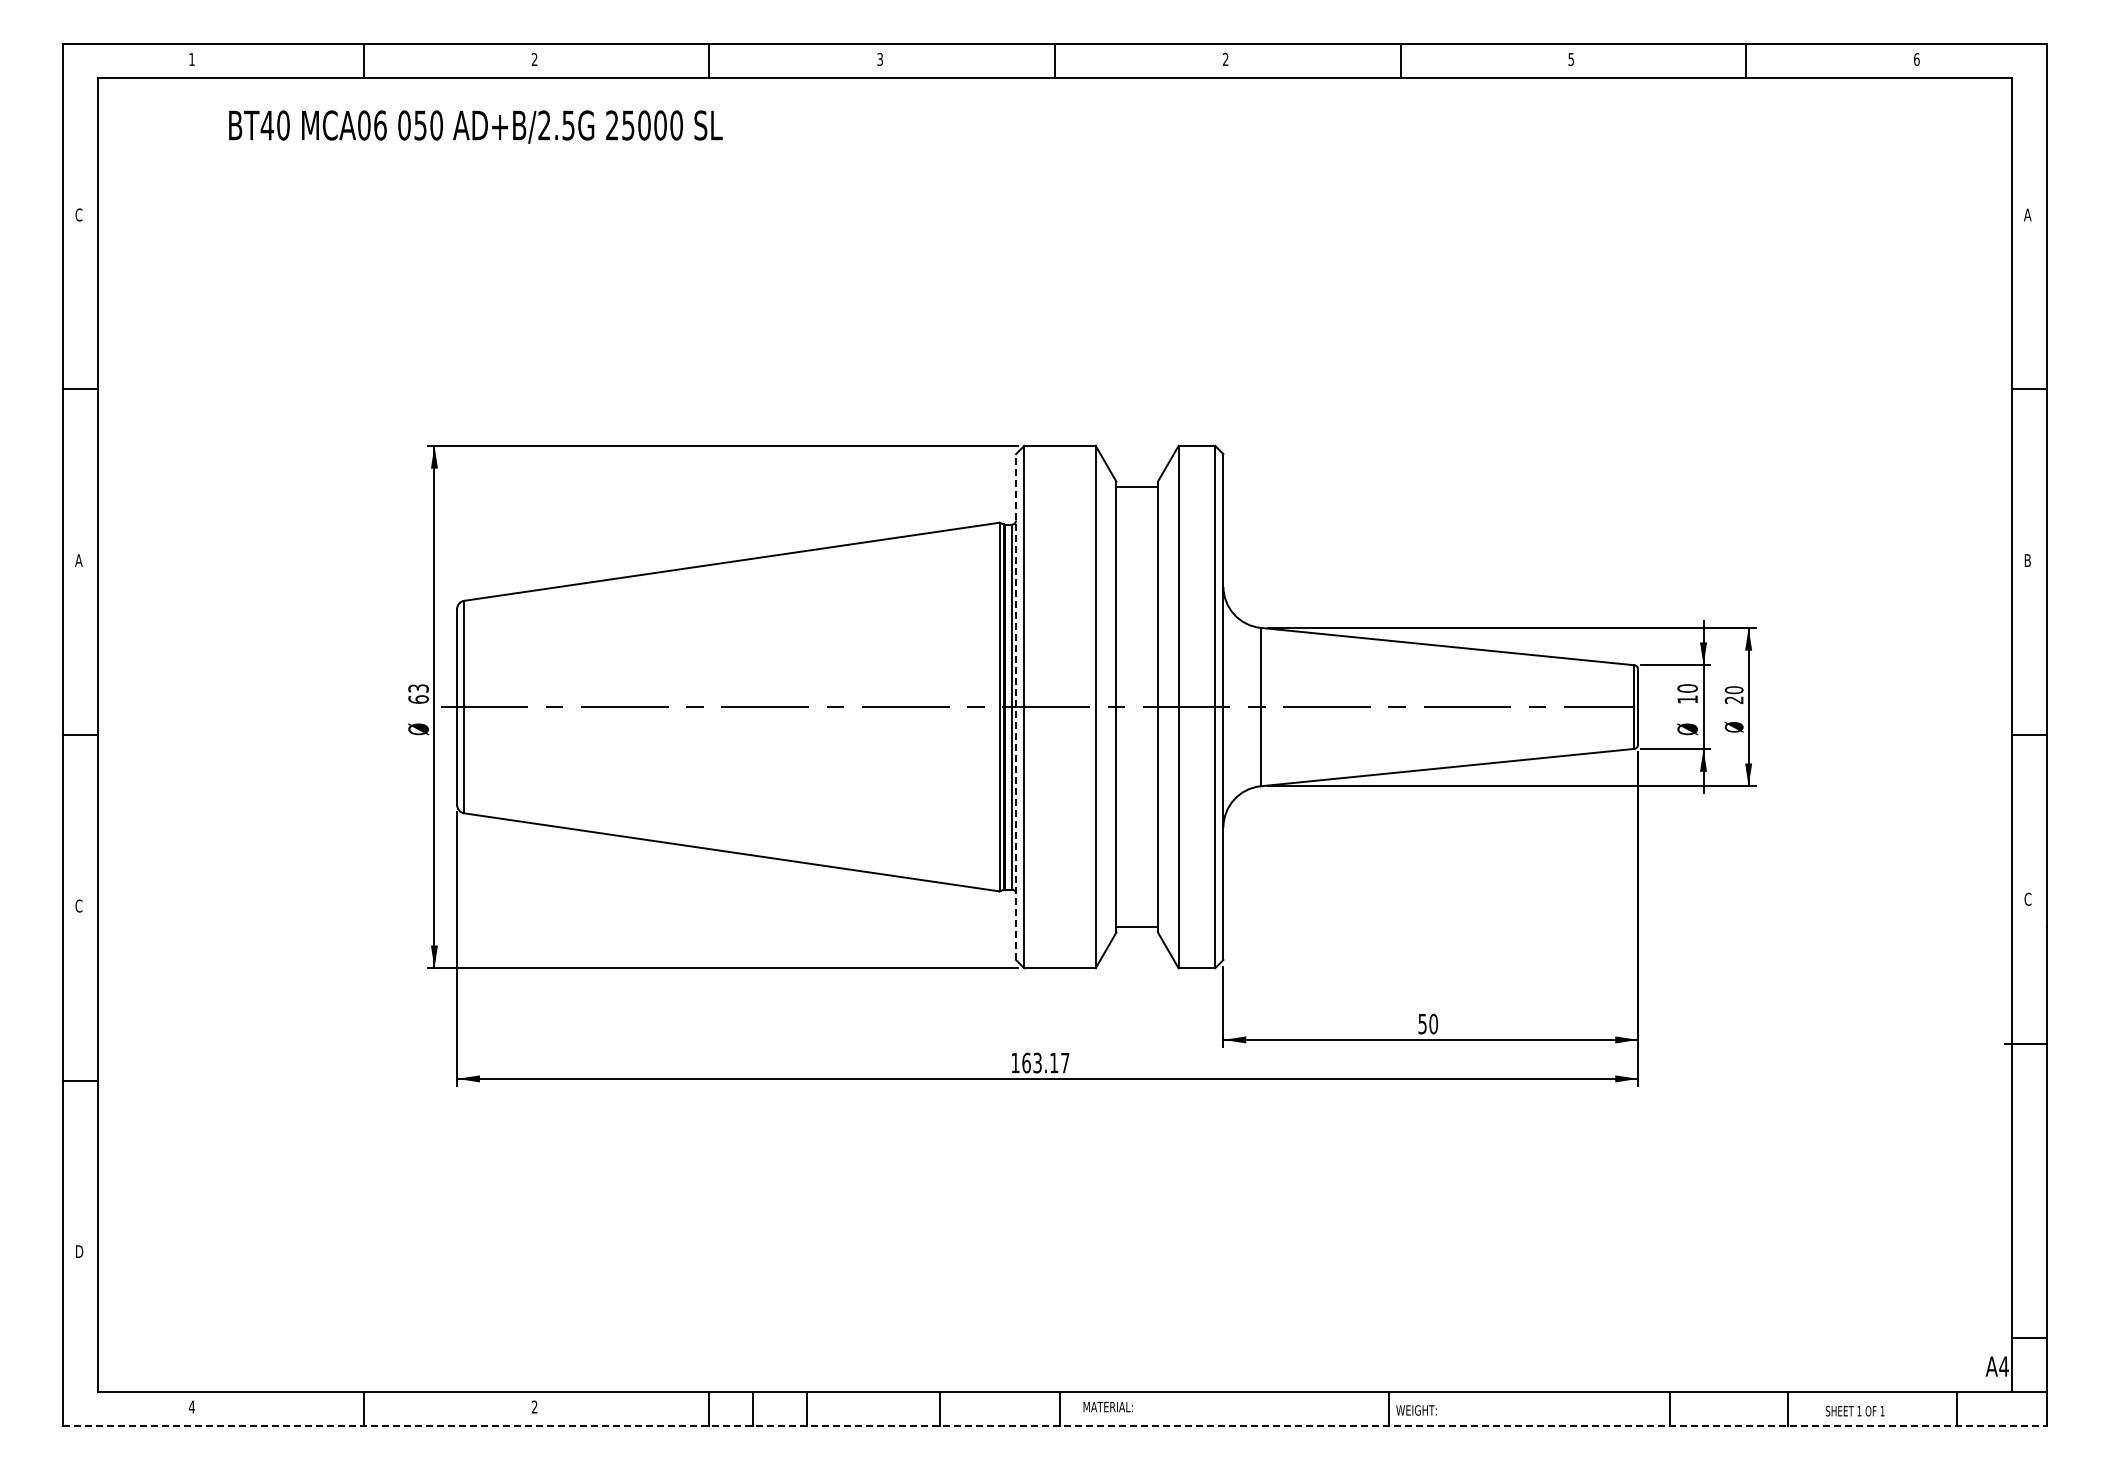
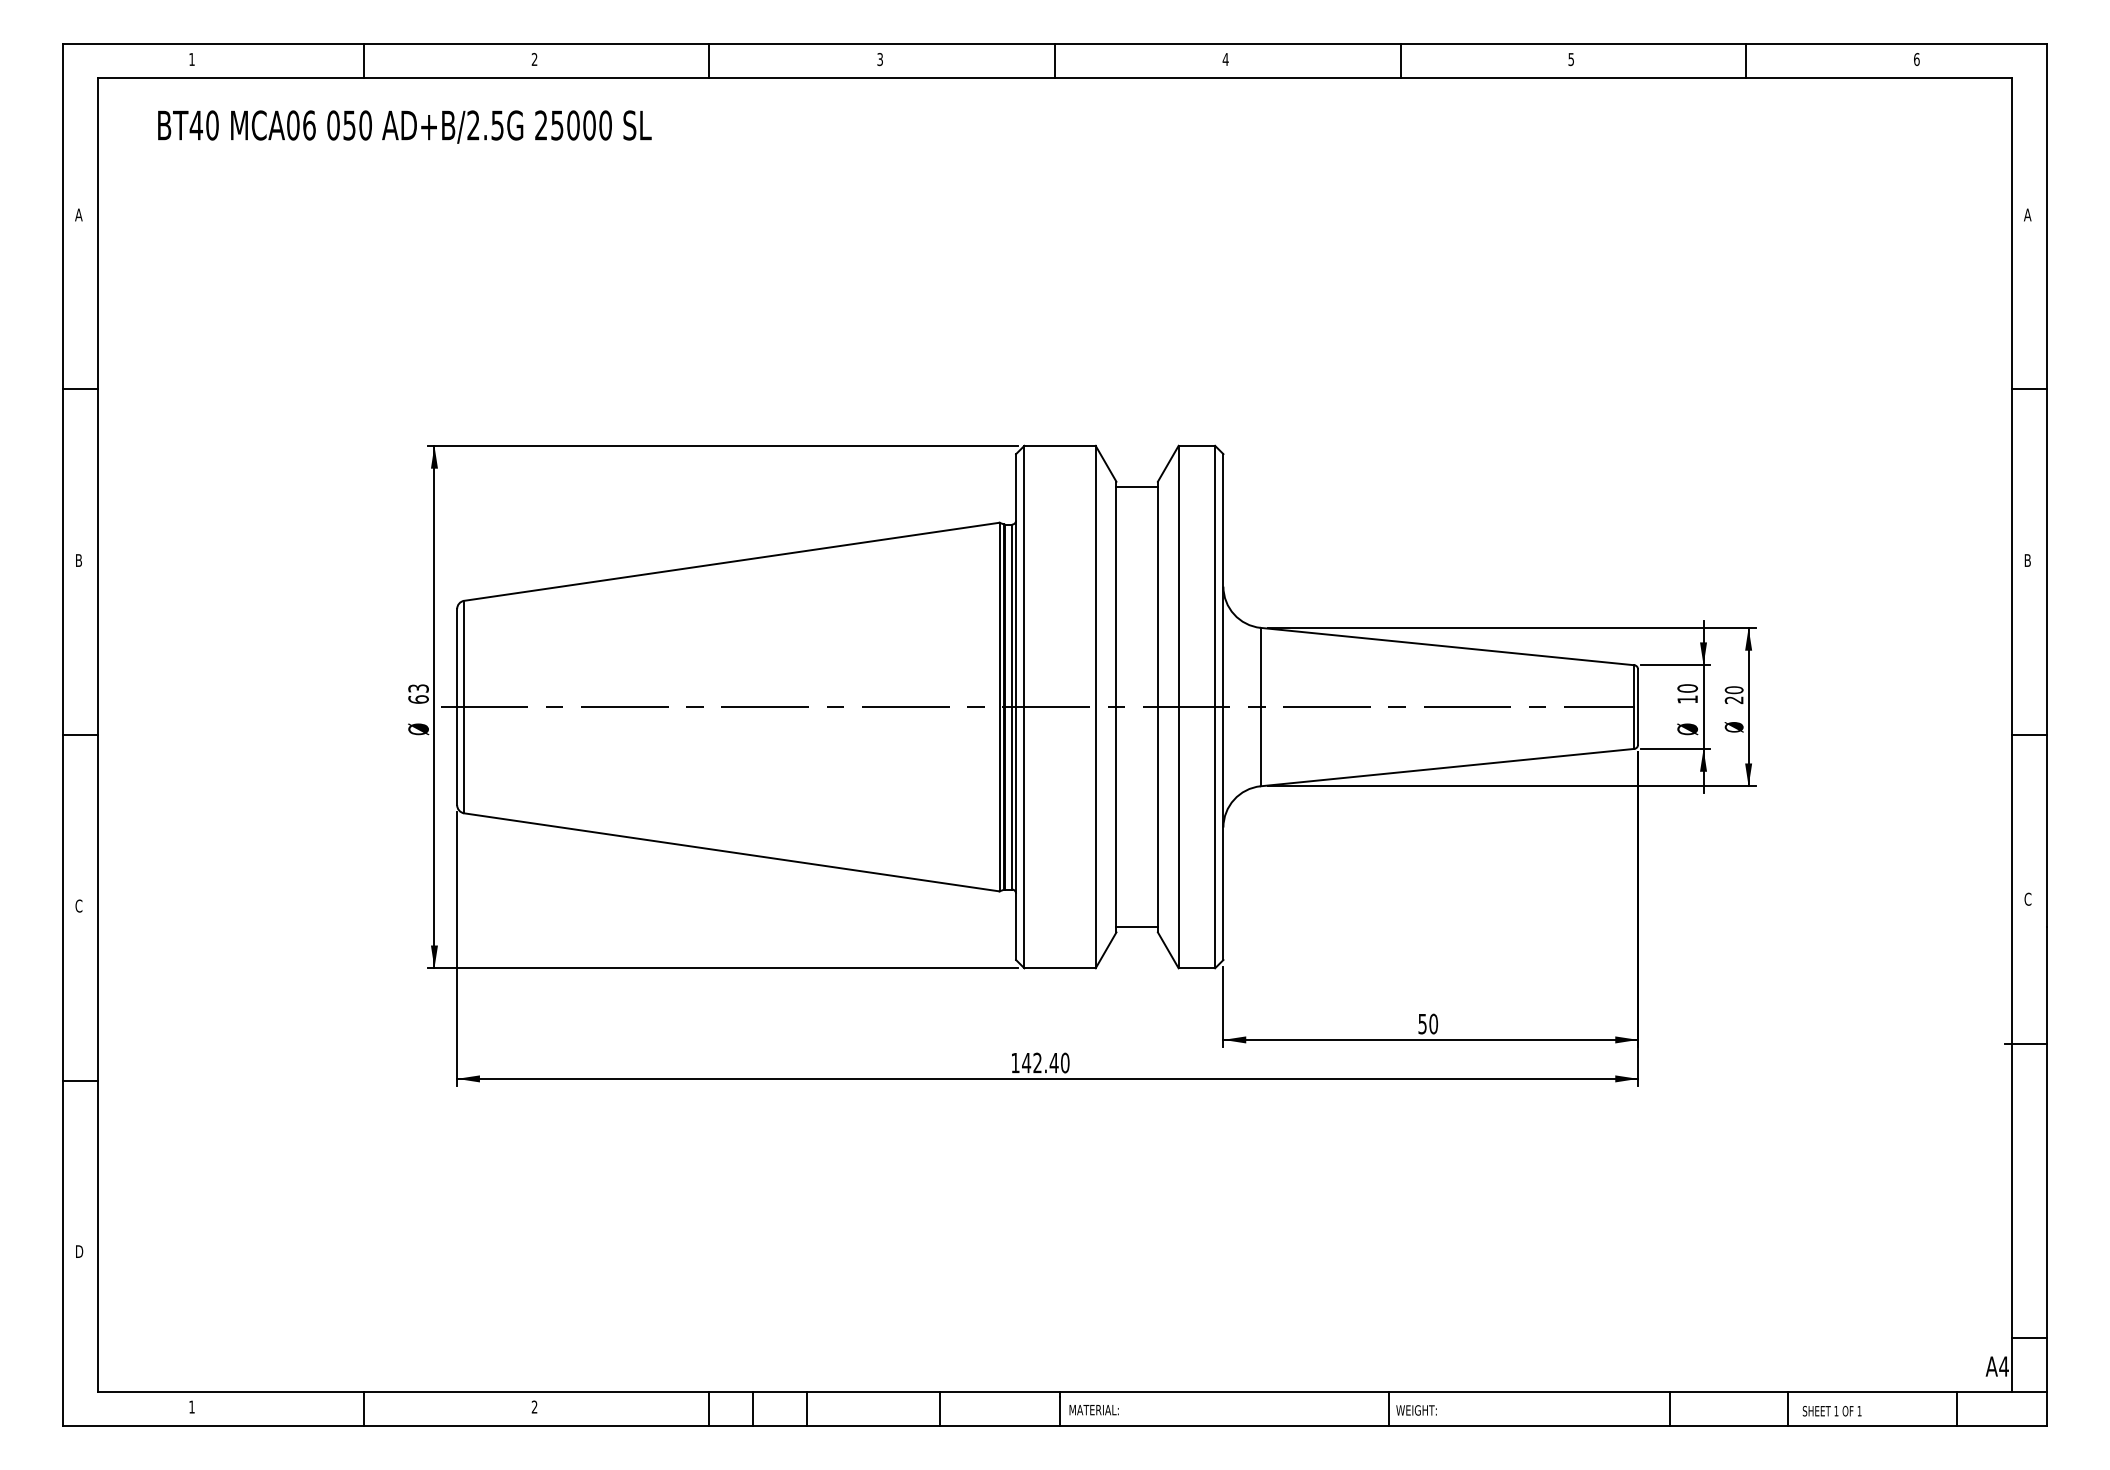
text: 2 -> 4 (1225, 59)
text position: (475, 126) -> (404, 126) (404, 126)
text: C -> A (78, 214)
text: A -> B (78, 560)
line: dashed -> solid (1016, 707)
text: 163.17 -> 142.40 (1045, 1062)
text: 4 -> 1 (191, 1406)
text position: (1107, 1407) -> (1093, 1410) (1093, 1410)
text position: (1854, 1411) -> (1831, 1411) (1831, 1411)
line: dashed -> solid (1055, 1426)
